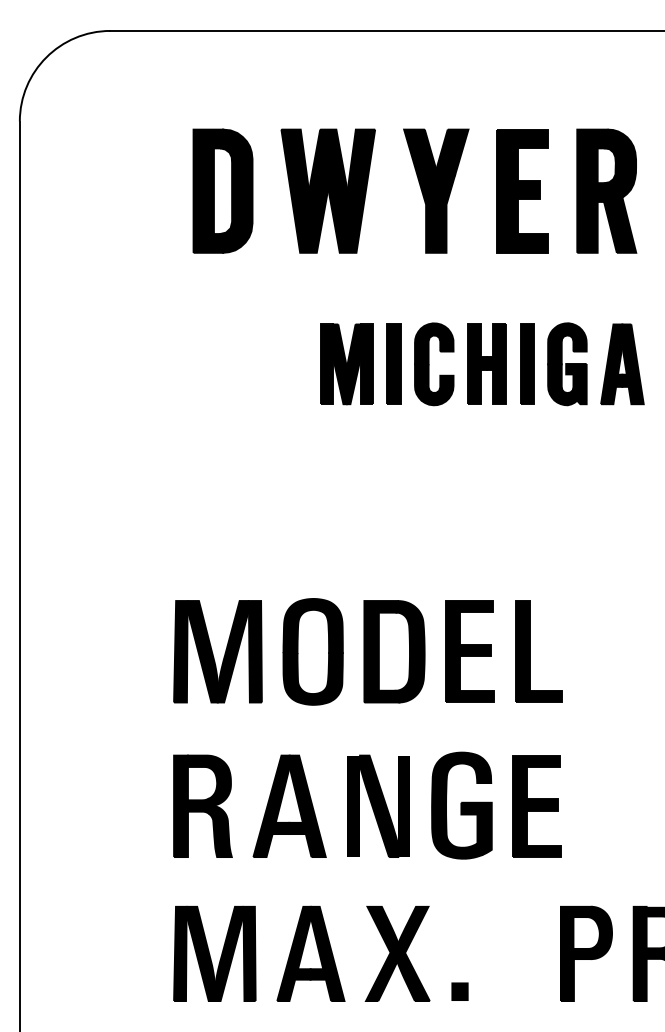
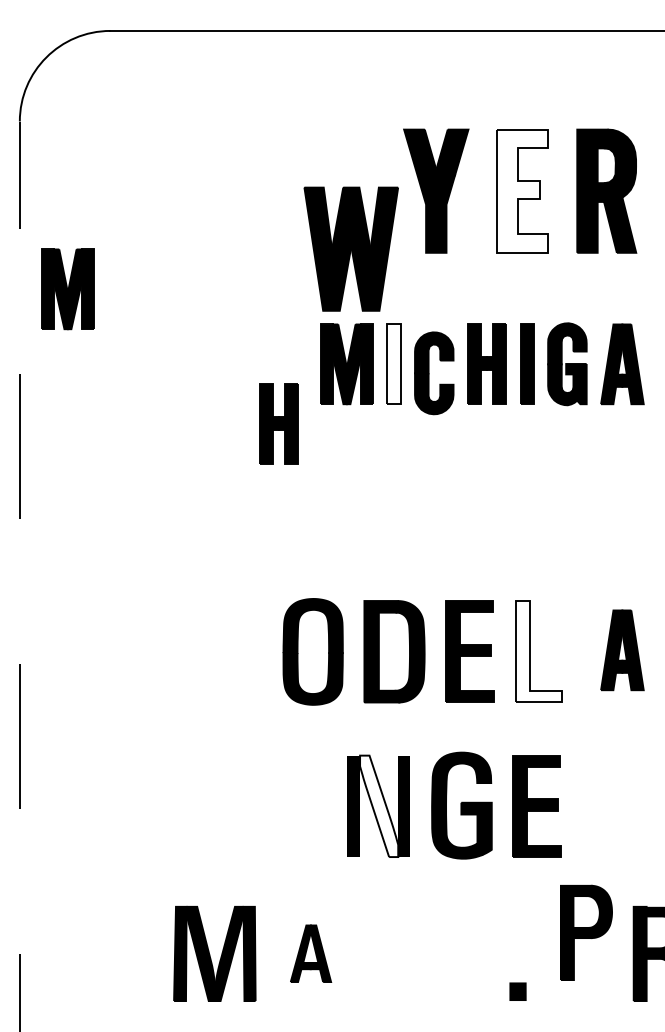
part: present -> none (222, 190)
part position: (327, 190) -> (350, 248) (350, 248)
fill: present -> none (522, 190)
part: none -> present (67, 289)
fill: present -> none (393, 364)
part position: (434, 364) -> (434, 373) (434, 373)
part: none -> present (278, 423)
line: solid -> dashed (19, 576)
part: none -> present (622, 650)
part: present -> none (217, 651)
fill: present -> none (539, 651)
part: present -> none (202, 805)
part: present -> none (289, 805)
fill: present -> none (379, 806)
part size: 70x97 px -> 43x59 px (311, 953)
part: present -> none (397, 953)
part position: (586, 953) -> (586, 932) (586, 932)
part position: (459, 991) -> (517, 991) (517, 991)
